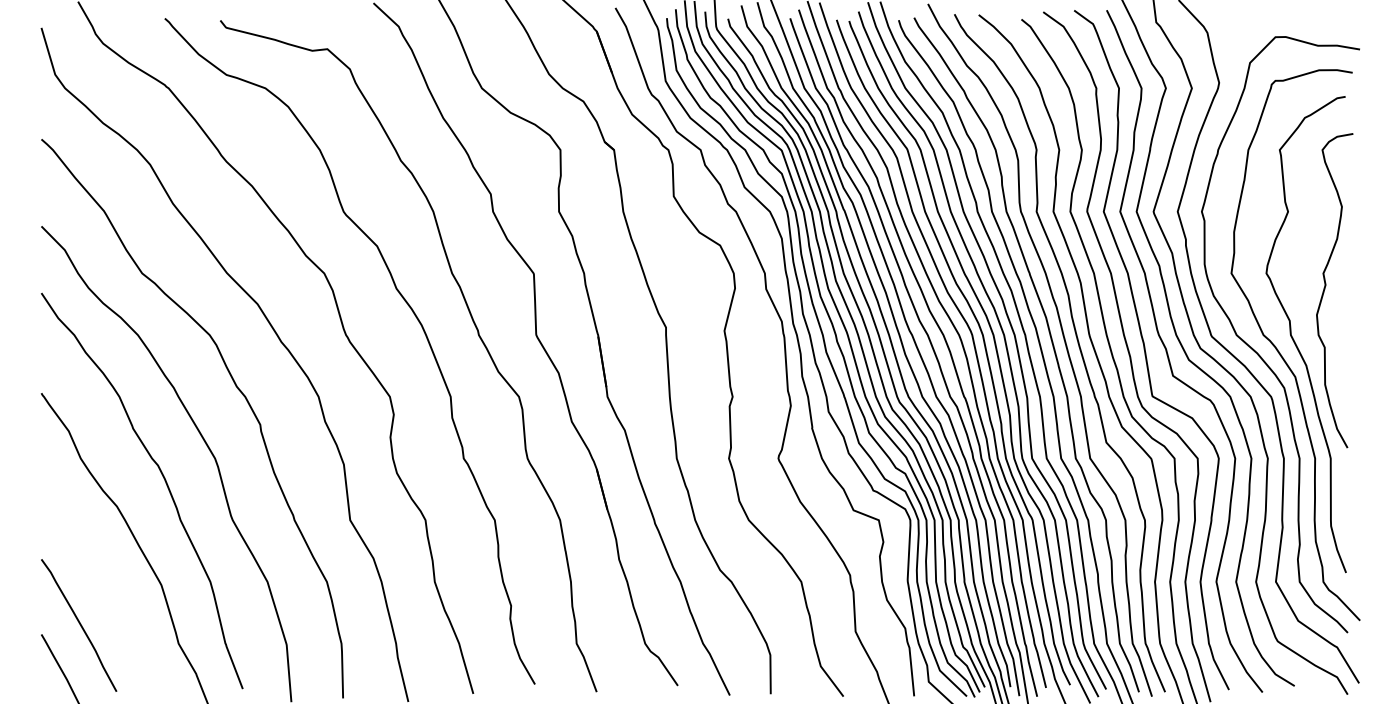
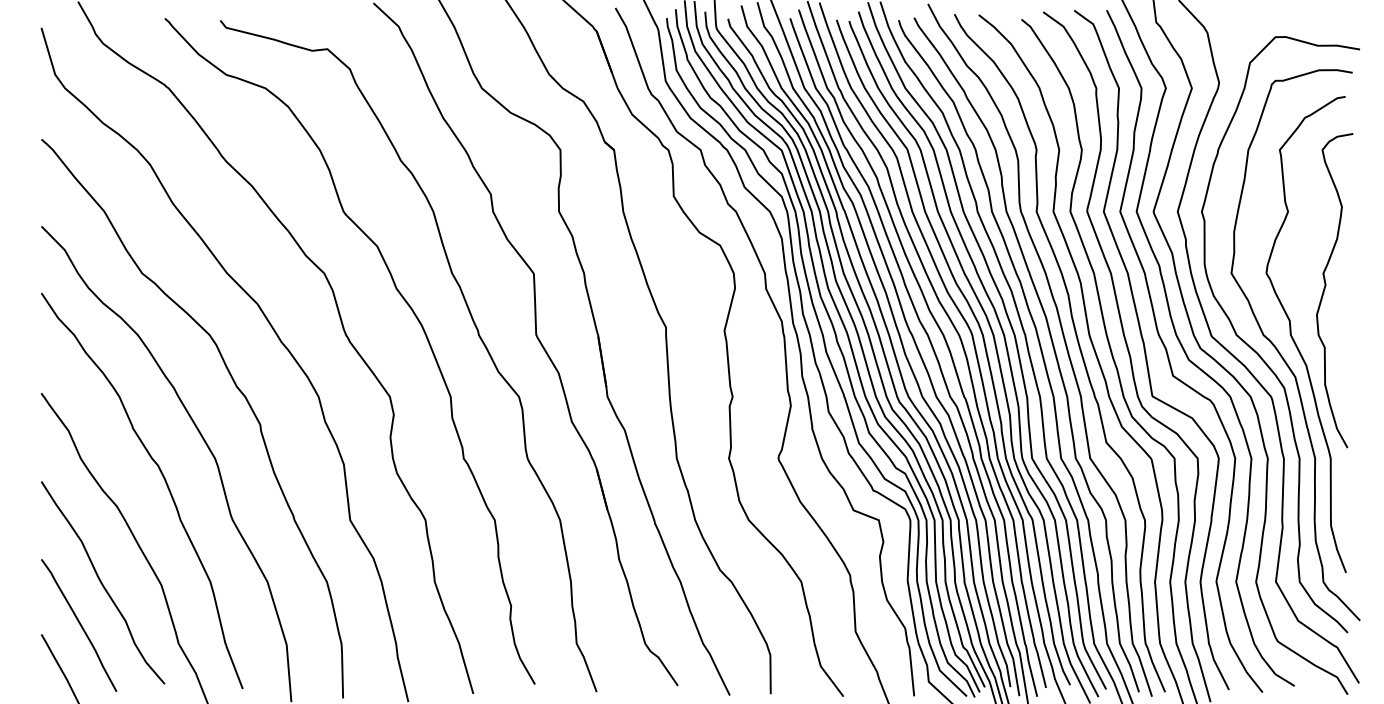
curve: none -> present (102, 582)
